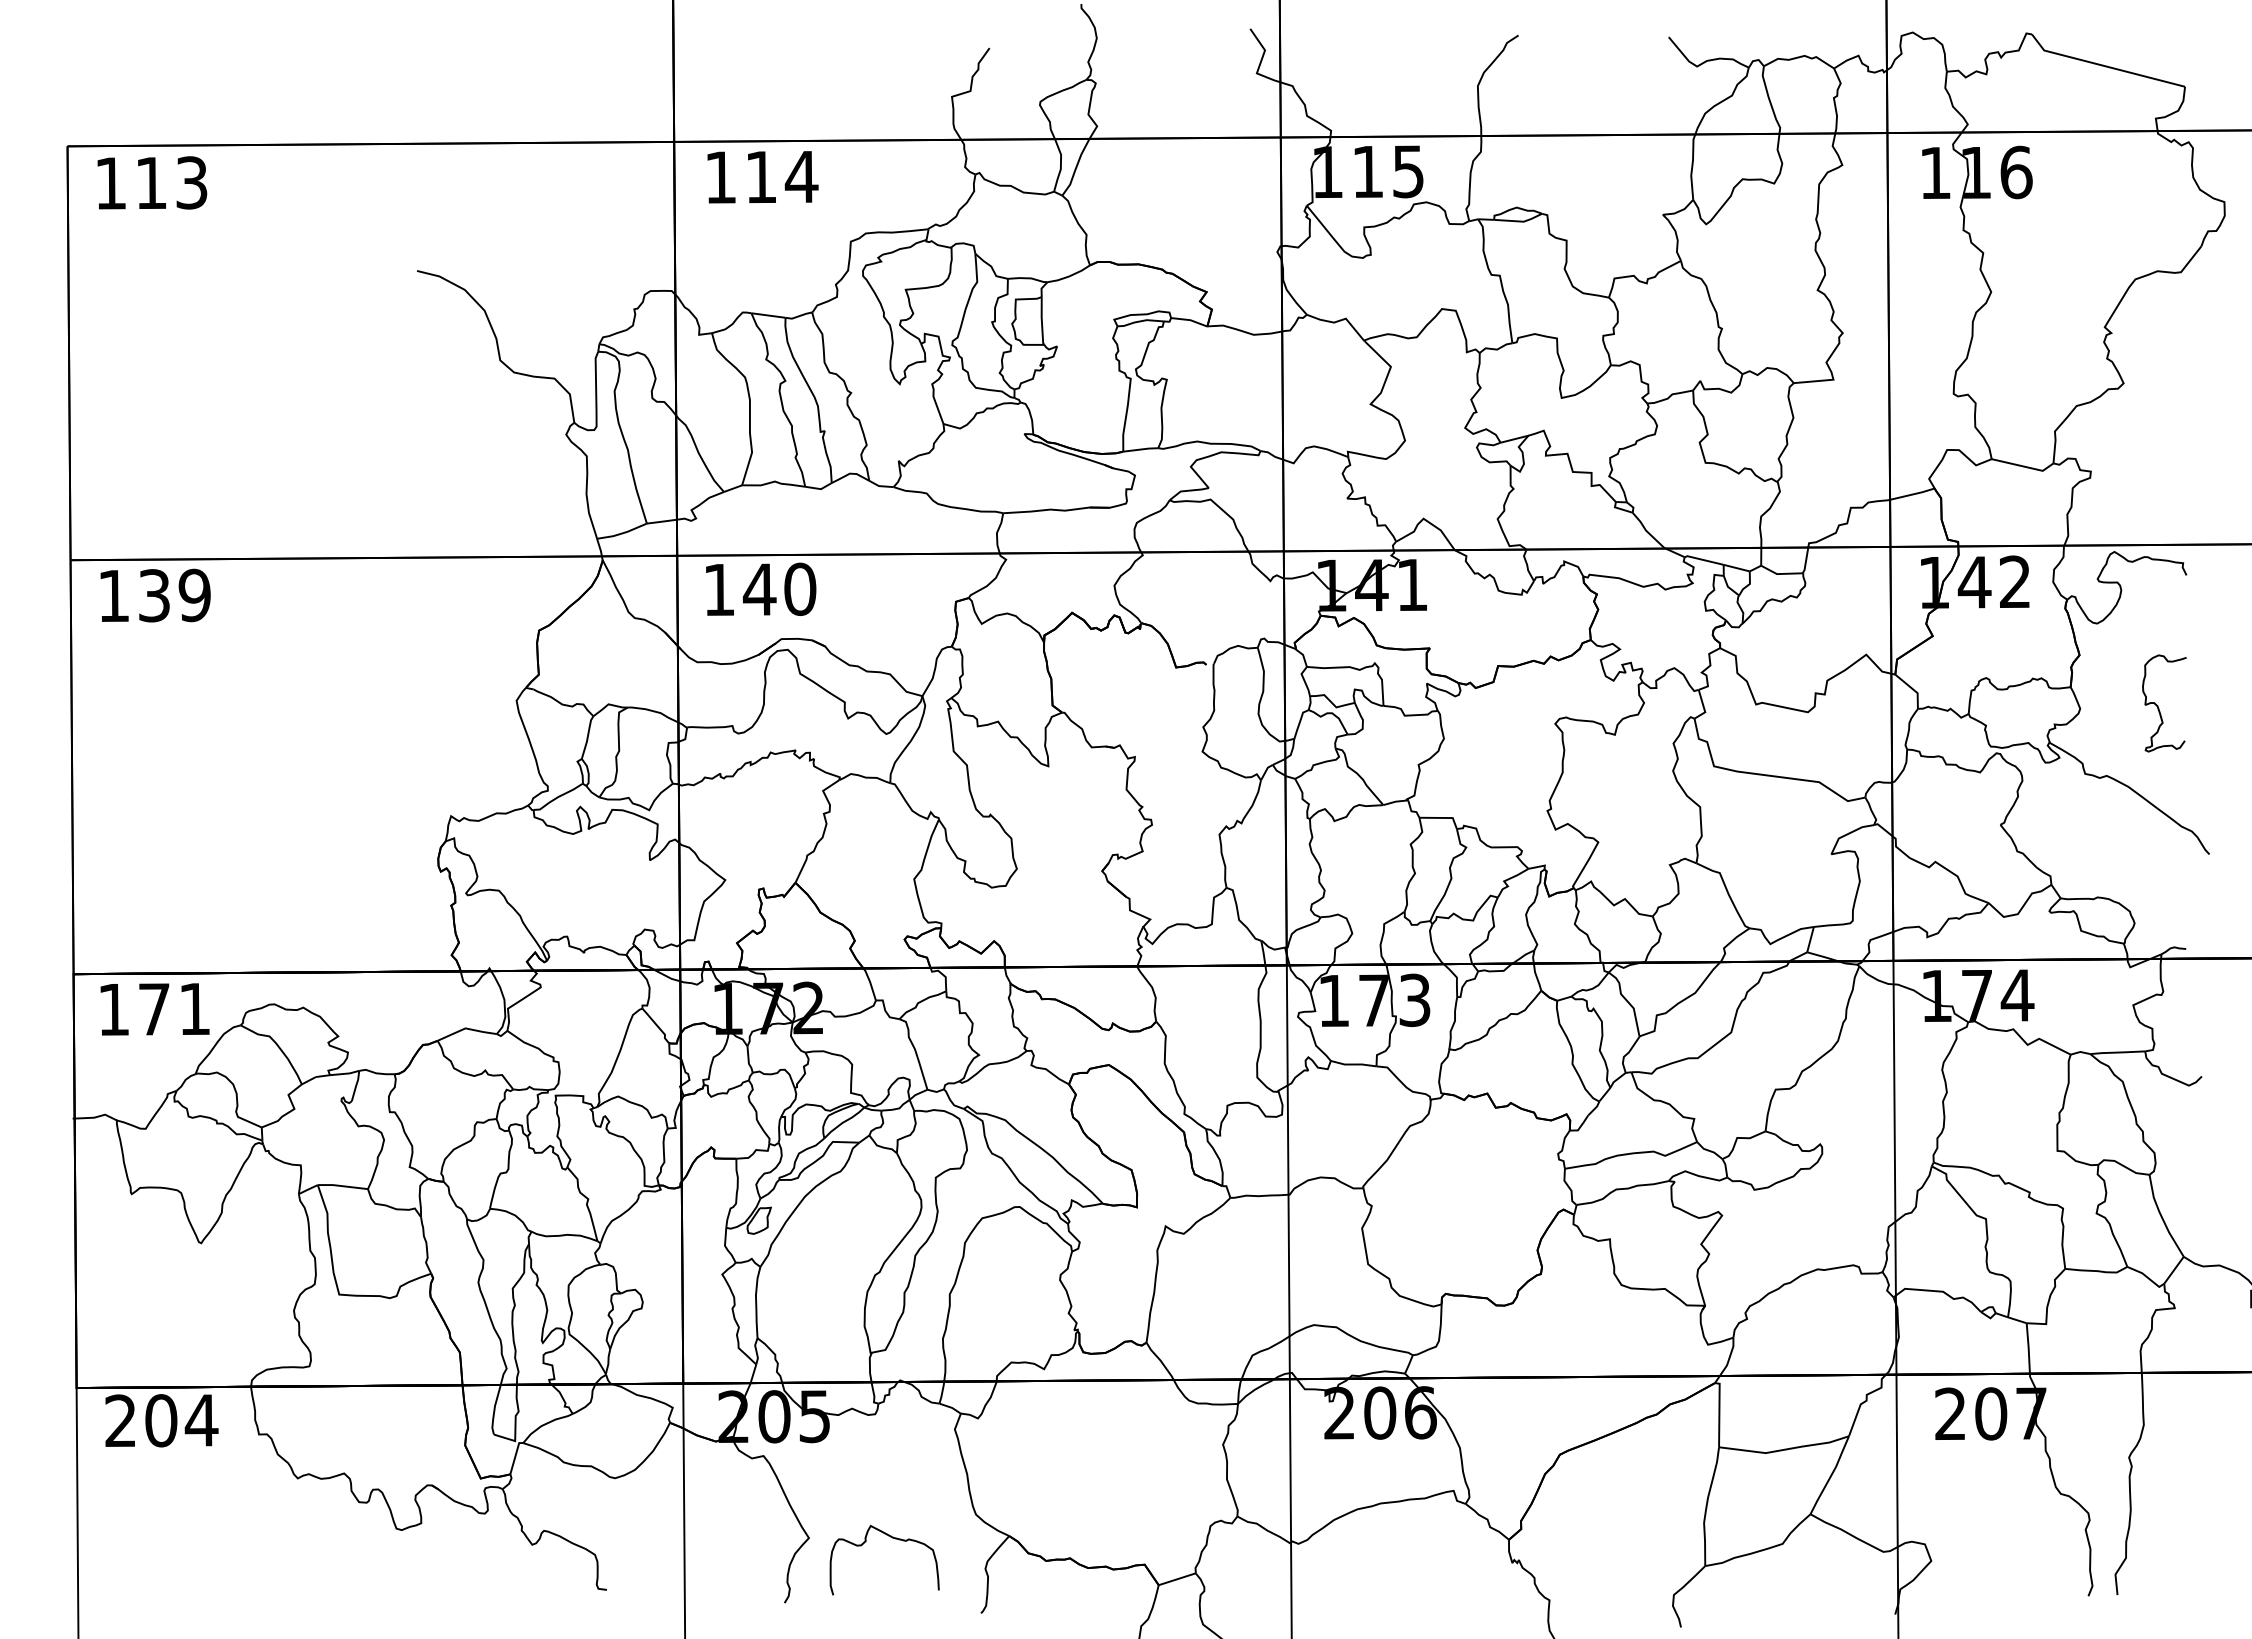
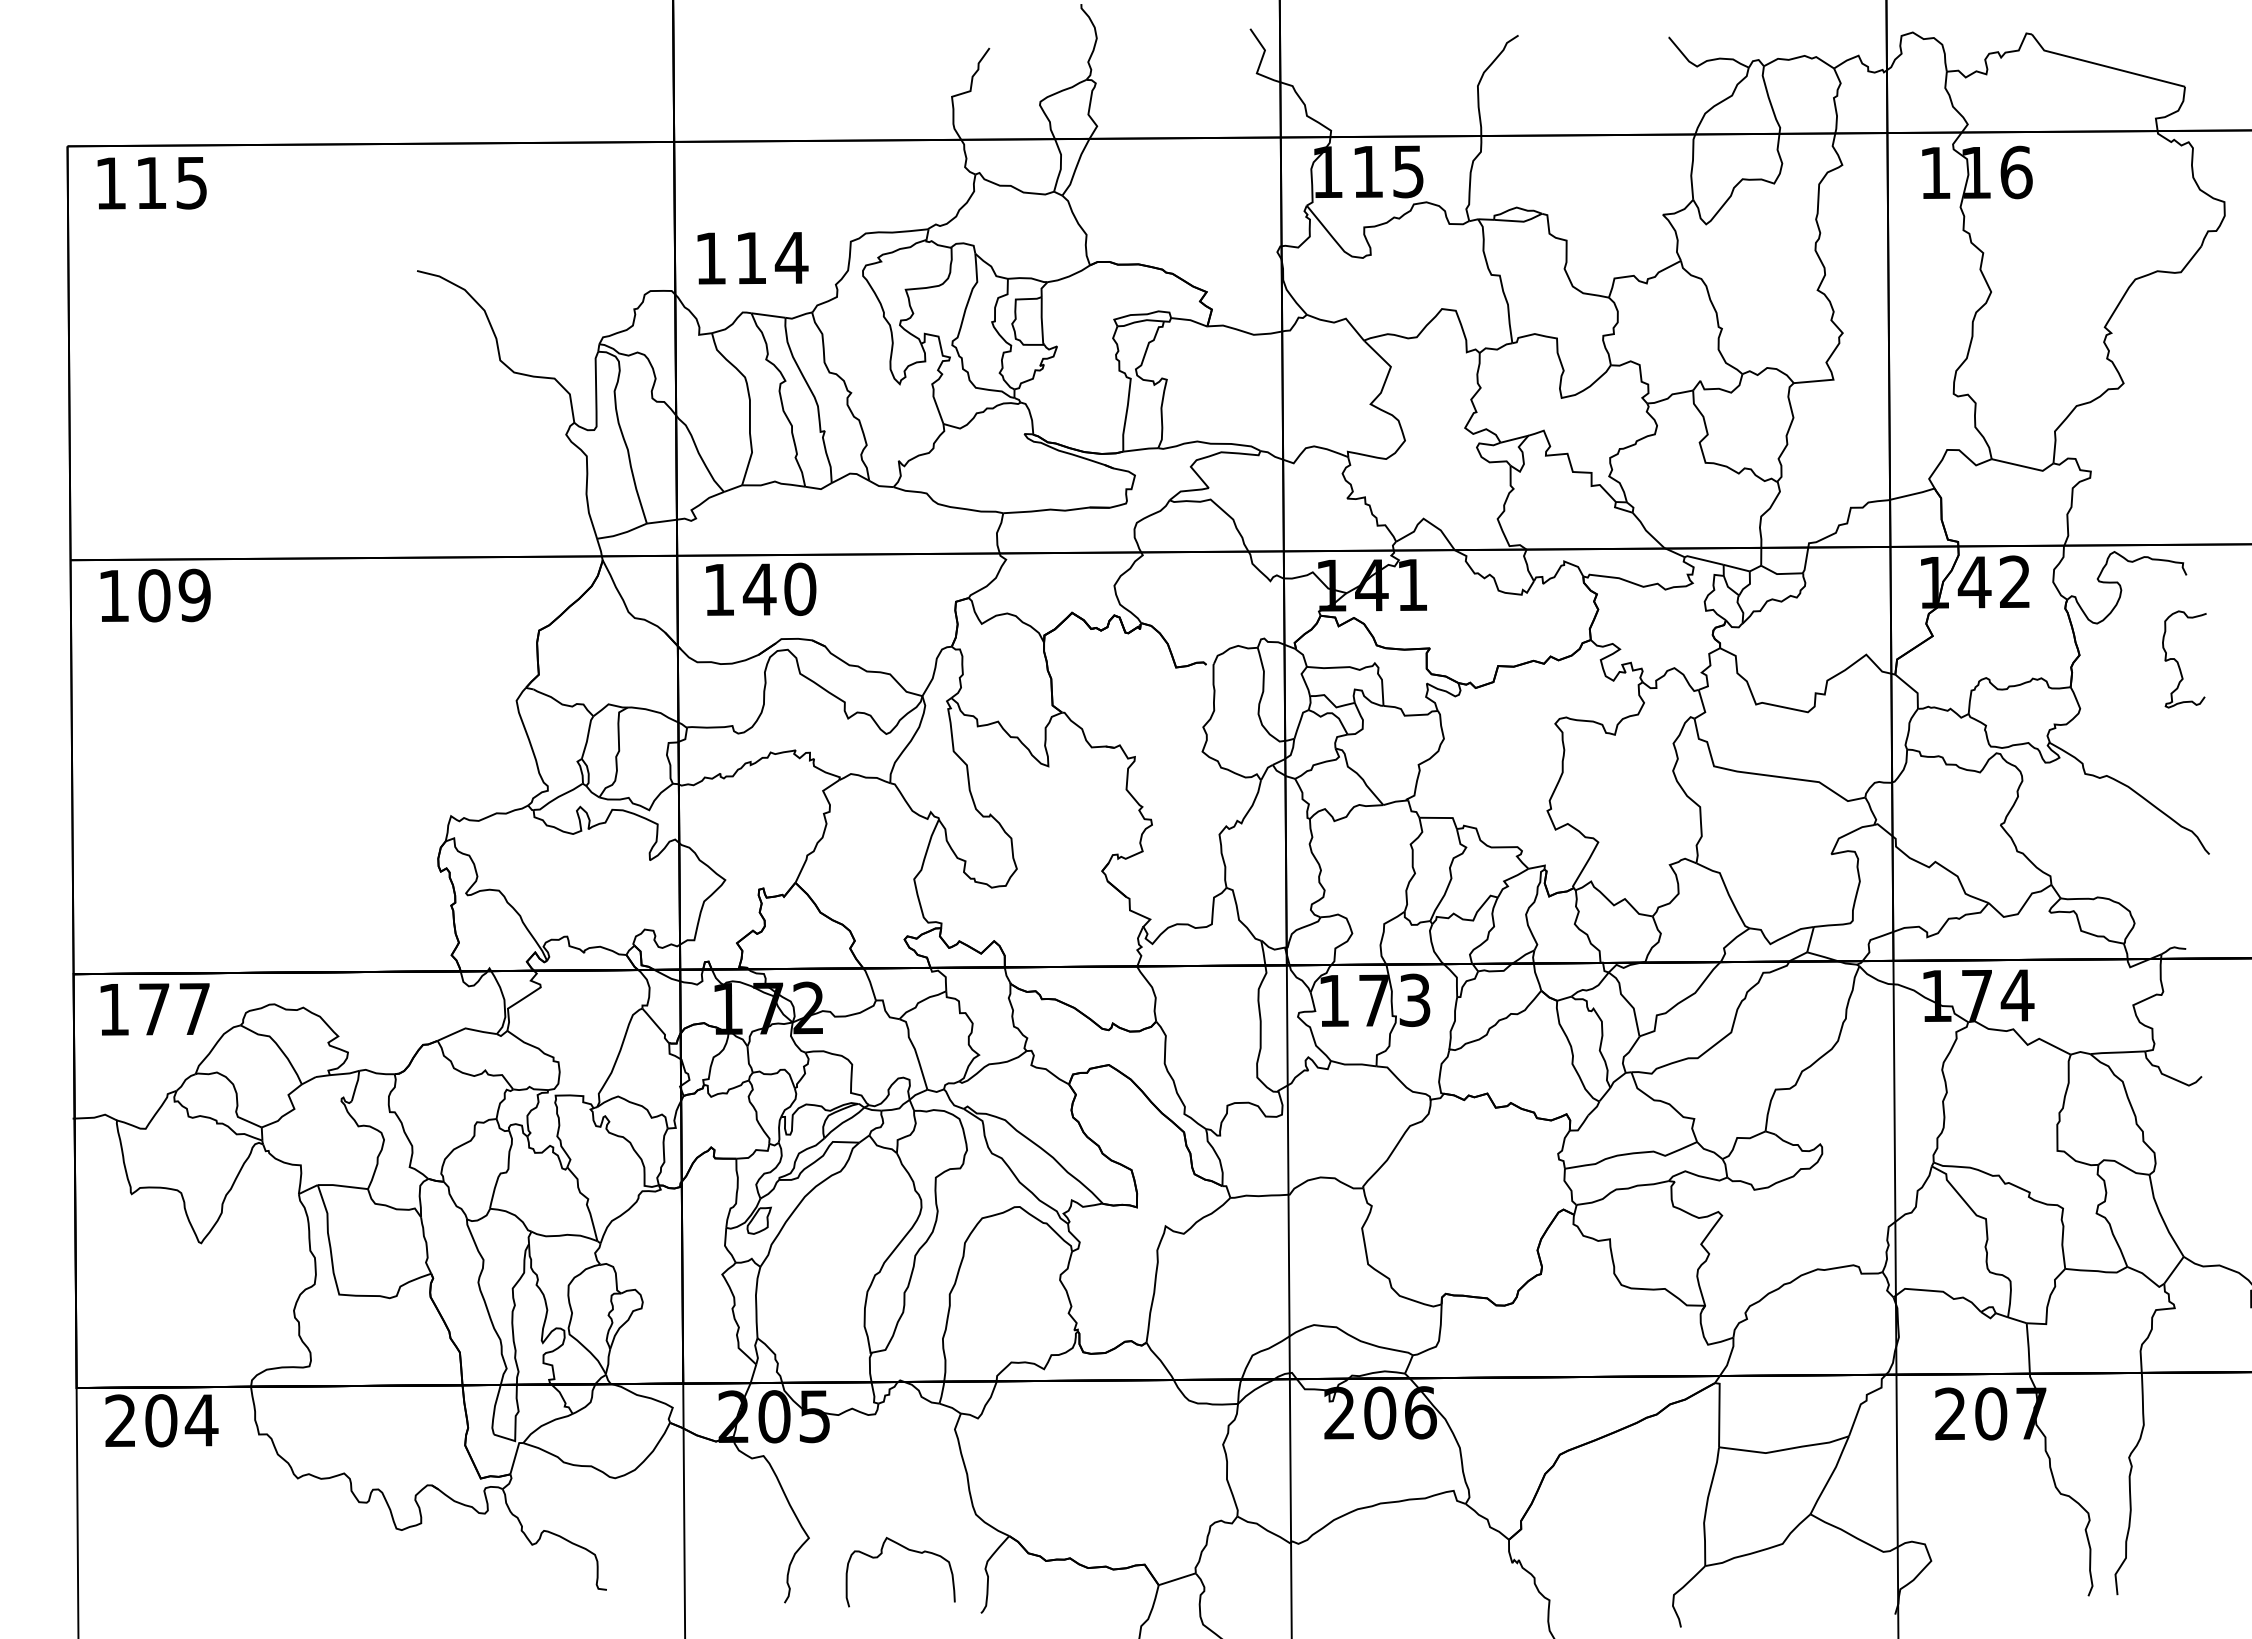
text position: (762, 177) -> (752, 258) (752, 258)
text: 113 -> 115 (192, 182)
text: 139 -> 109 (154, 595)
curve position: (2158, 705) -> (2178, 661) (2178, 661)
text: 171 -> 177 (194, 1008)
curve position: (892, 1538) -> (908, 1550) (908, 1550)
